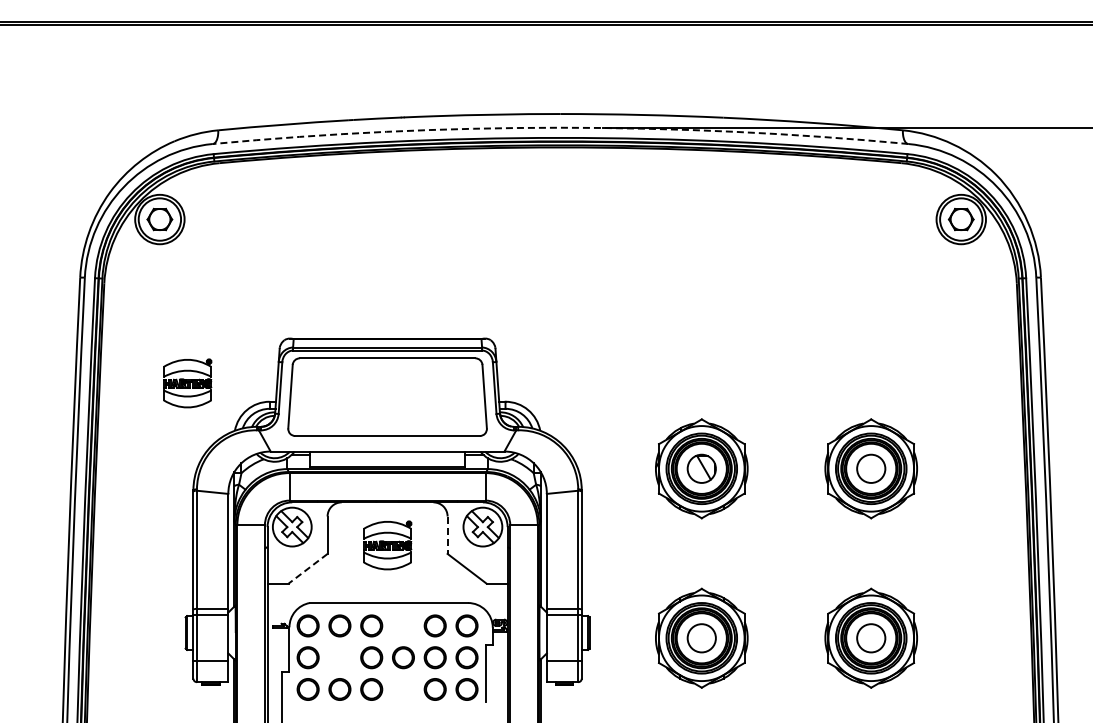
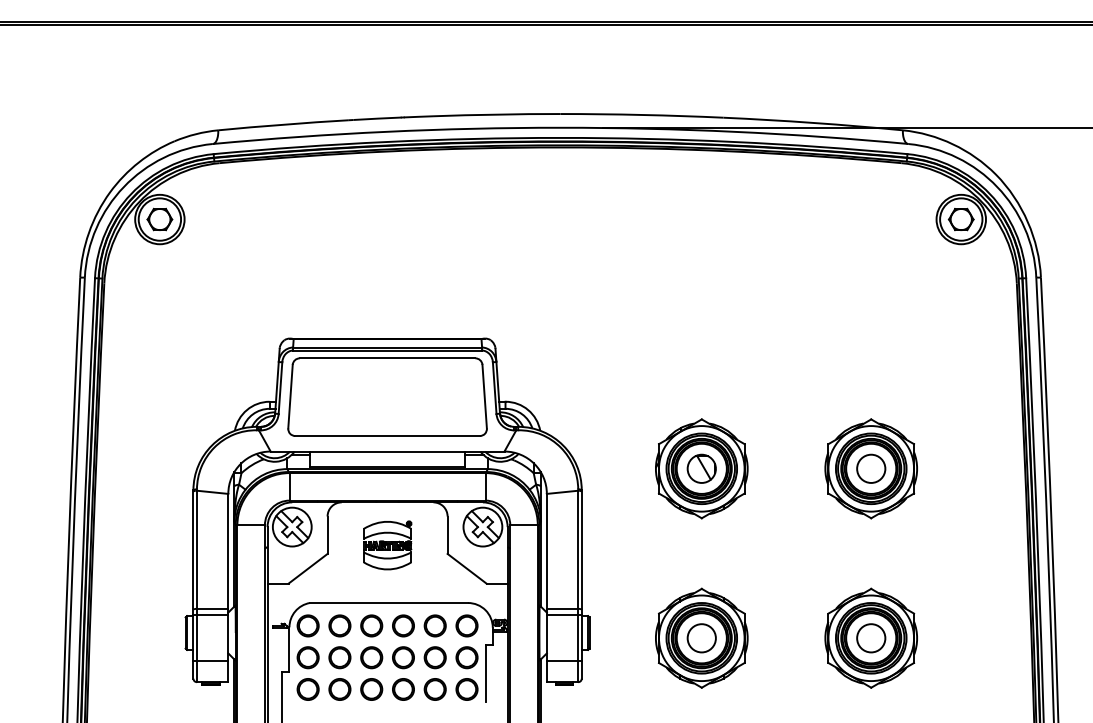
arc: dashed -> solid (560, 127)
part: present -> none (187, 383)
line: dashed -> solid (447, 535)
line: dashed -> solid (307, 569)
circle: none -> present (403, 625)
circle: none -> present (339, 657)
circle: none -> present (403, 689)
